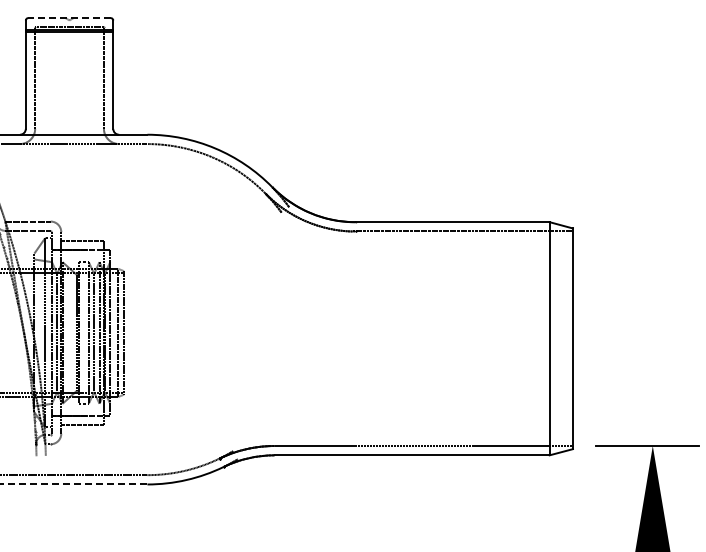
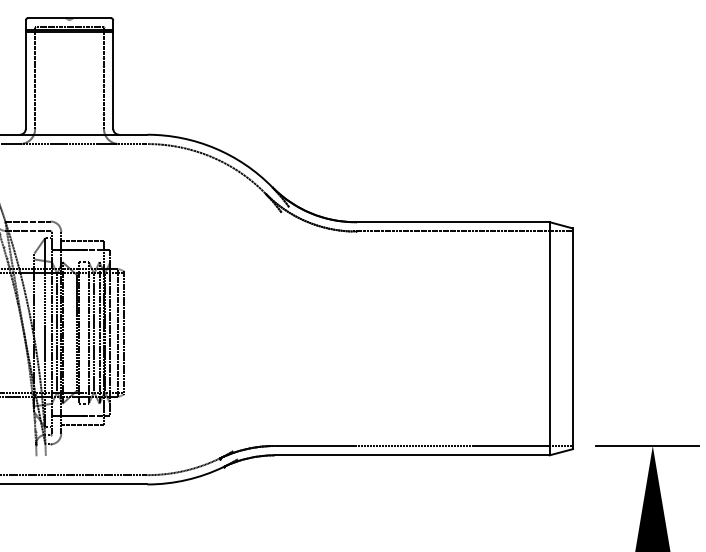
line: dashed -> solid (69, 18)
line: dashed -> solid (74, 484)
